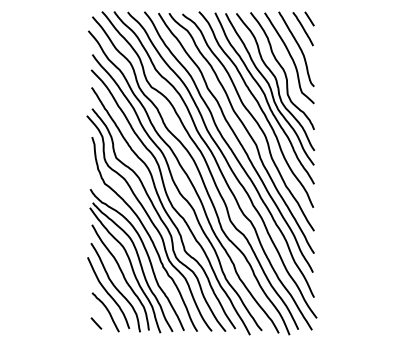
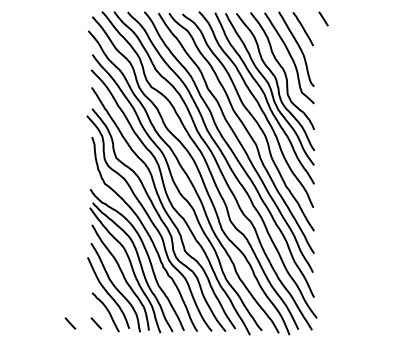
line position: (309, 18) -> (323, 18) (323, 18)
line: none -> present (70, 323)
